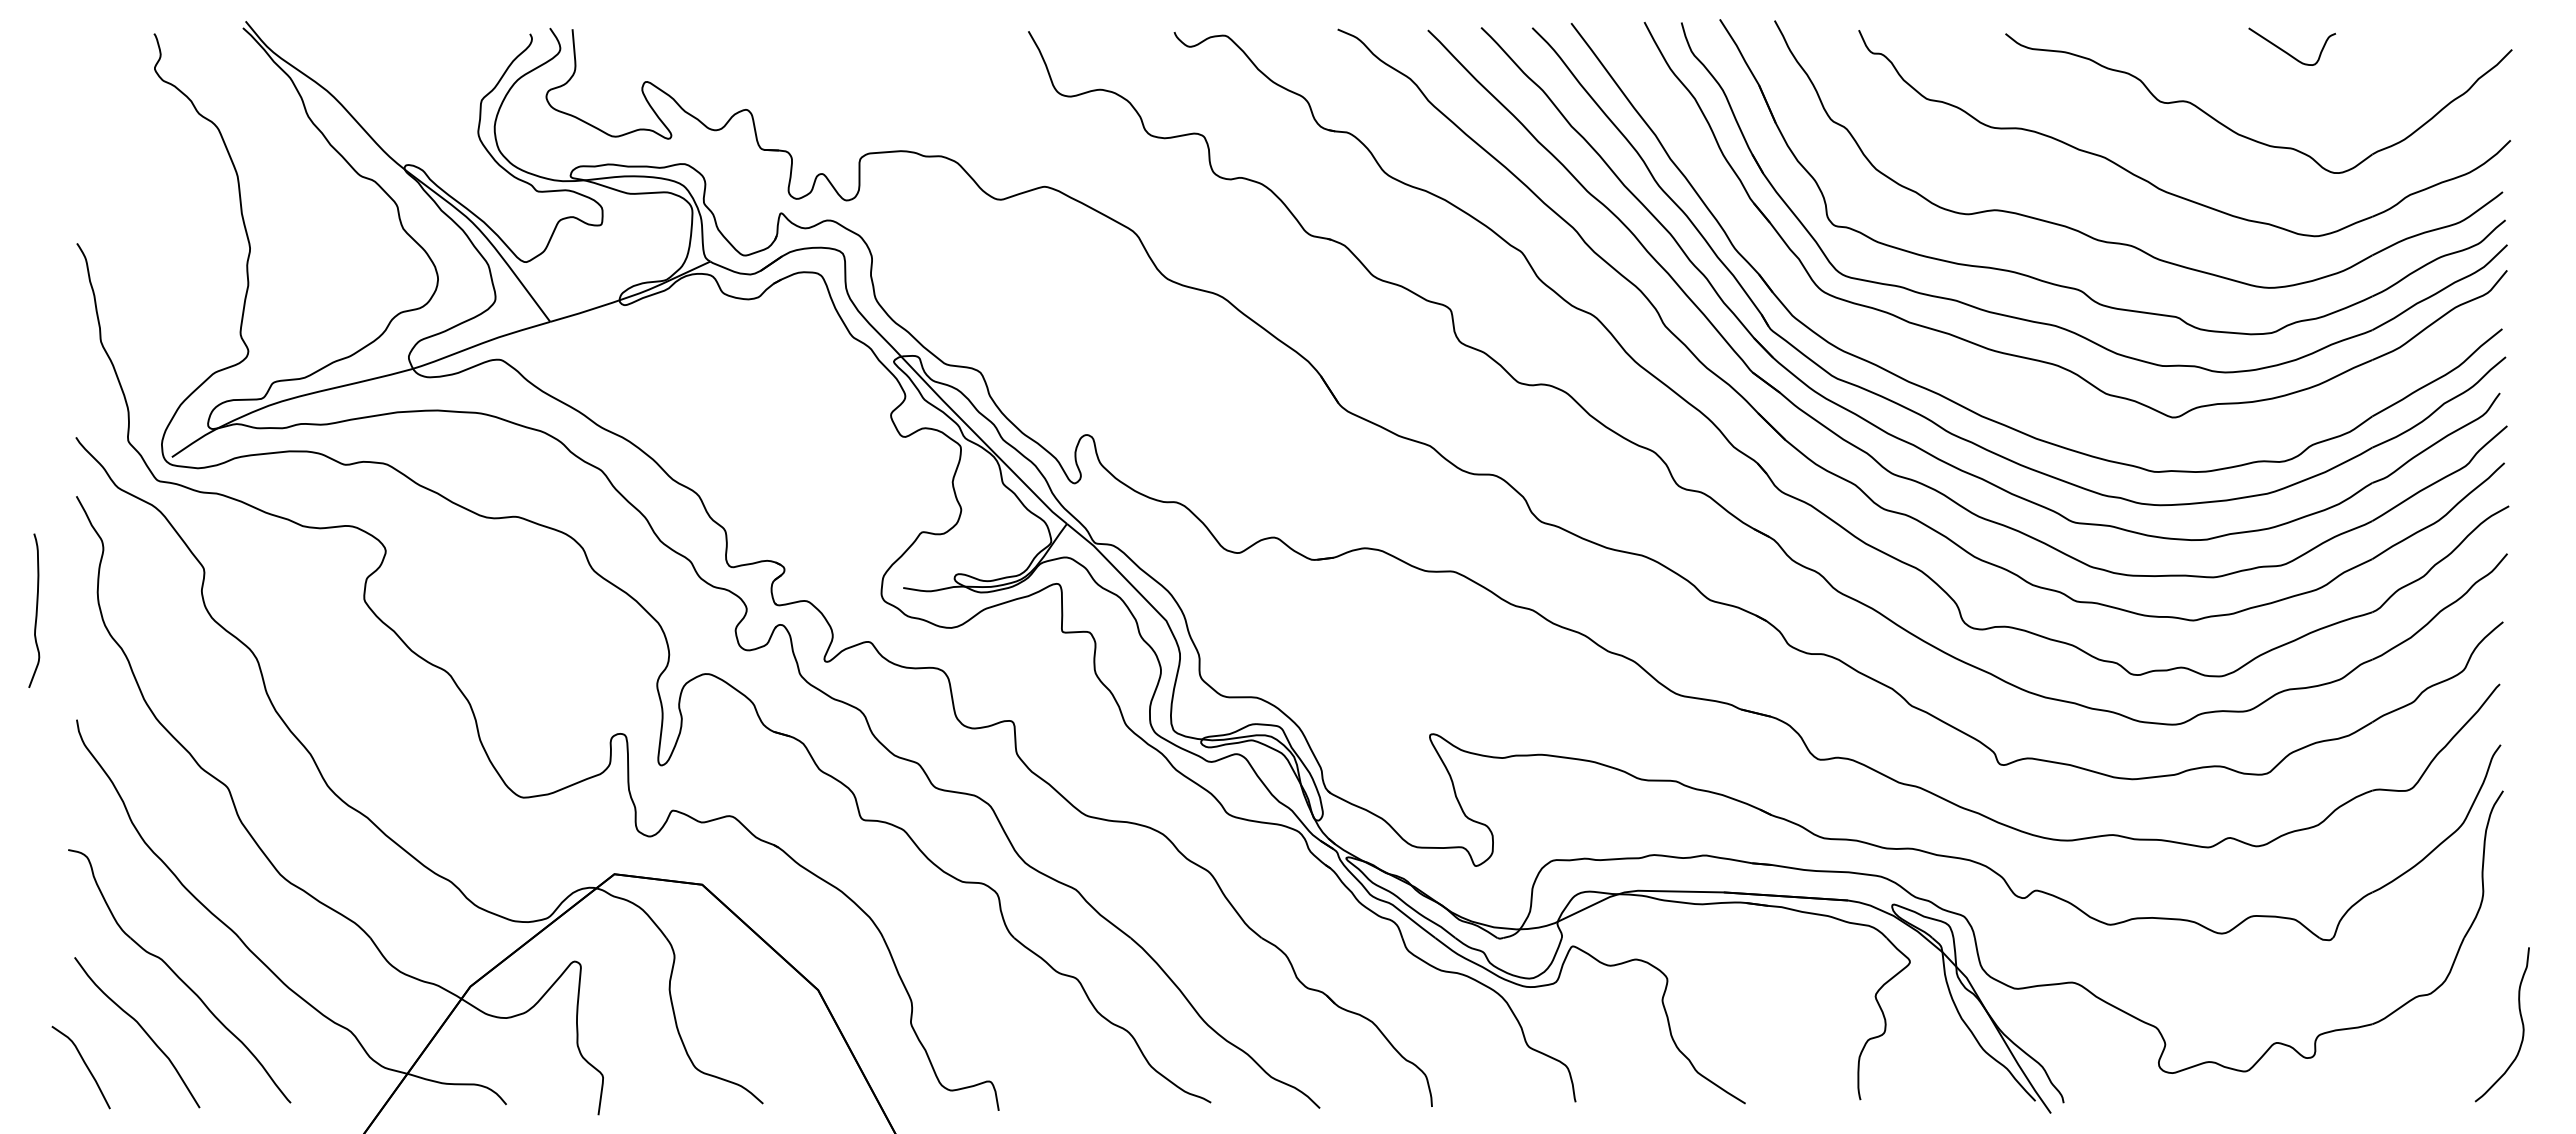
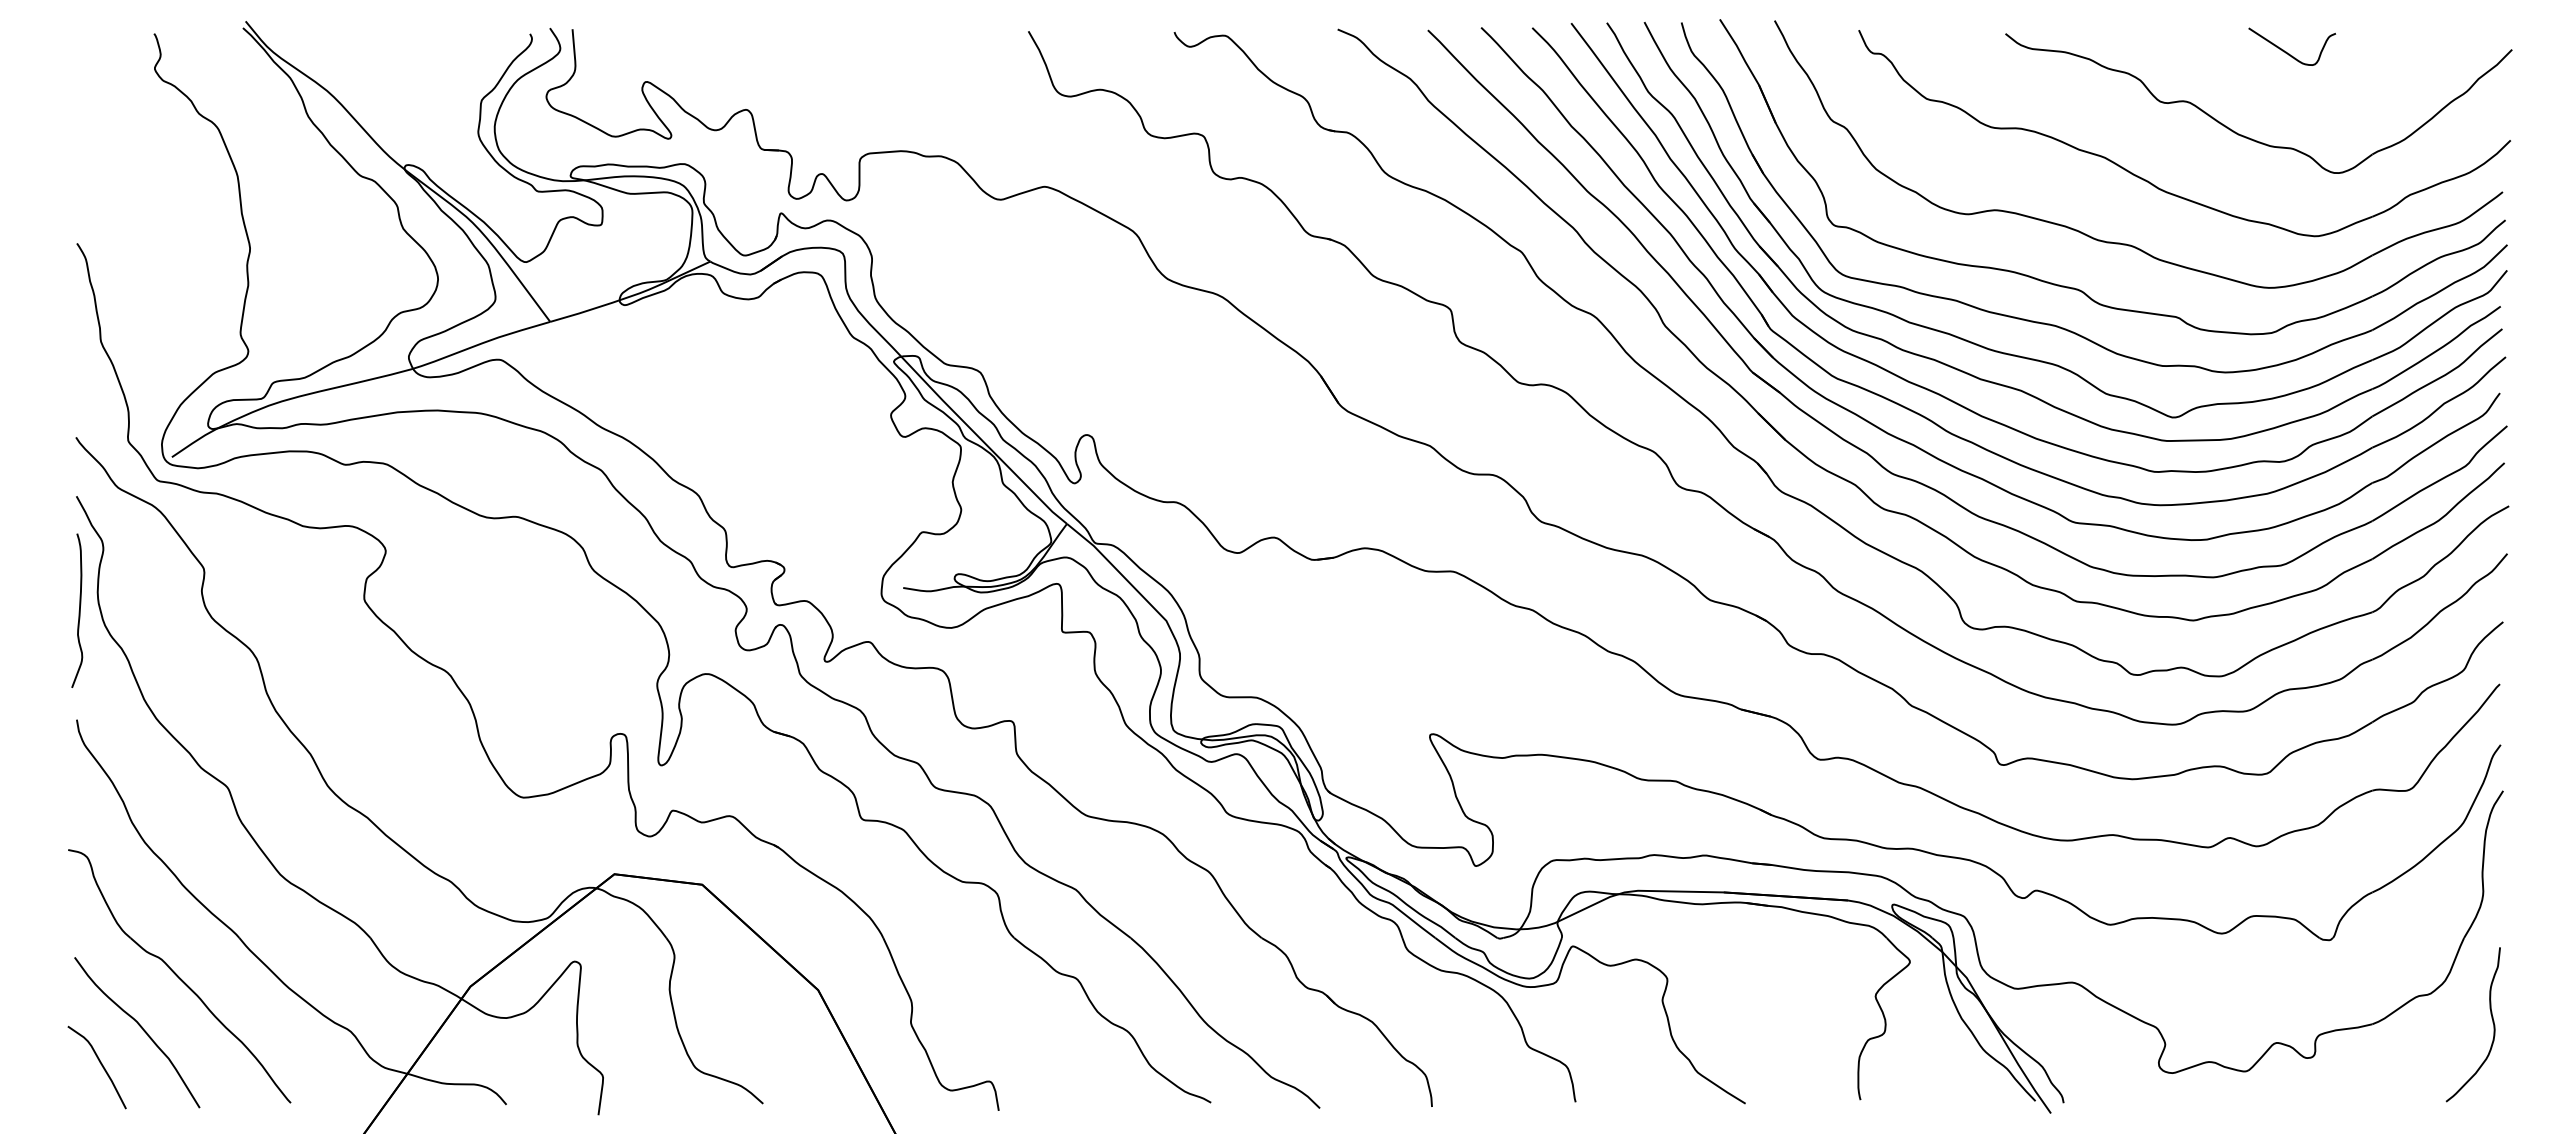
part: none -> present (2011, 386)
curve position: (35, 611) -> (78, 611) (78, 611)
curve position: (2520, 1018) -> (2491, 1018) (2491, 1018)
curve position: (84, 1064) -> (100, 1064) (100, 1064)
